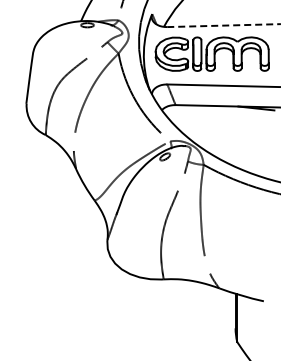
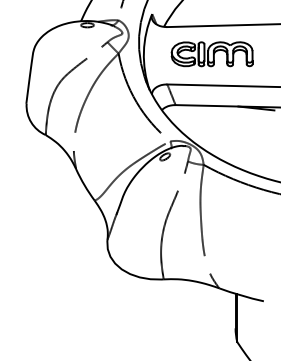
line: dashed -> solid (224, 25)
part size: 116x36 px -> 84x27 px (211, 54)
